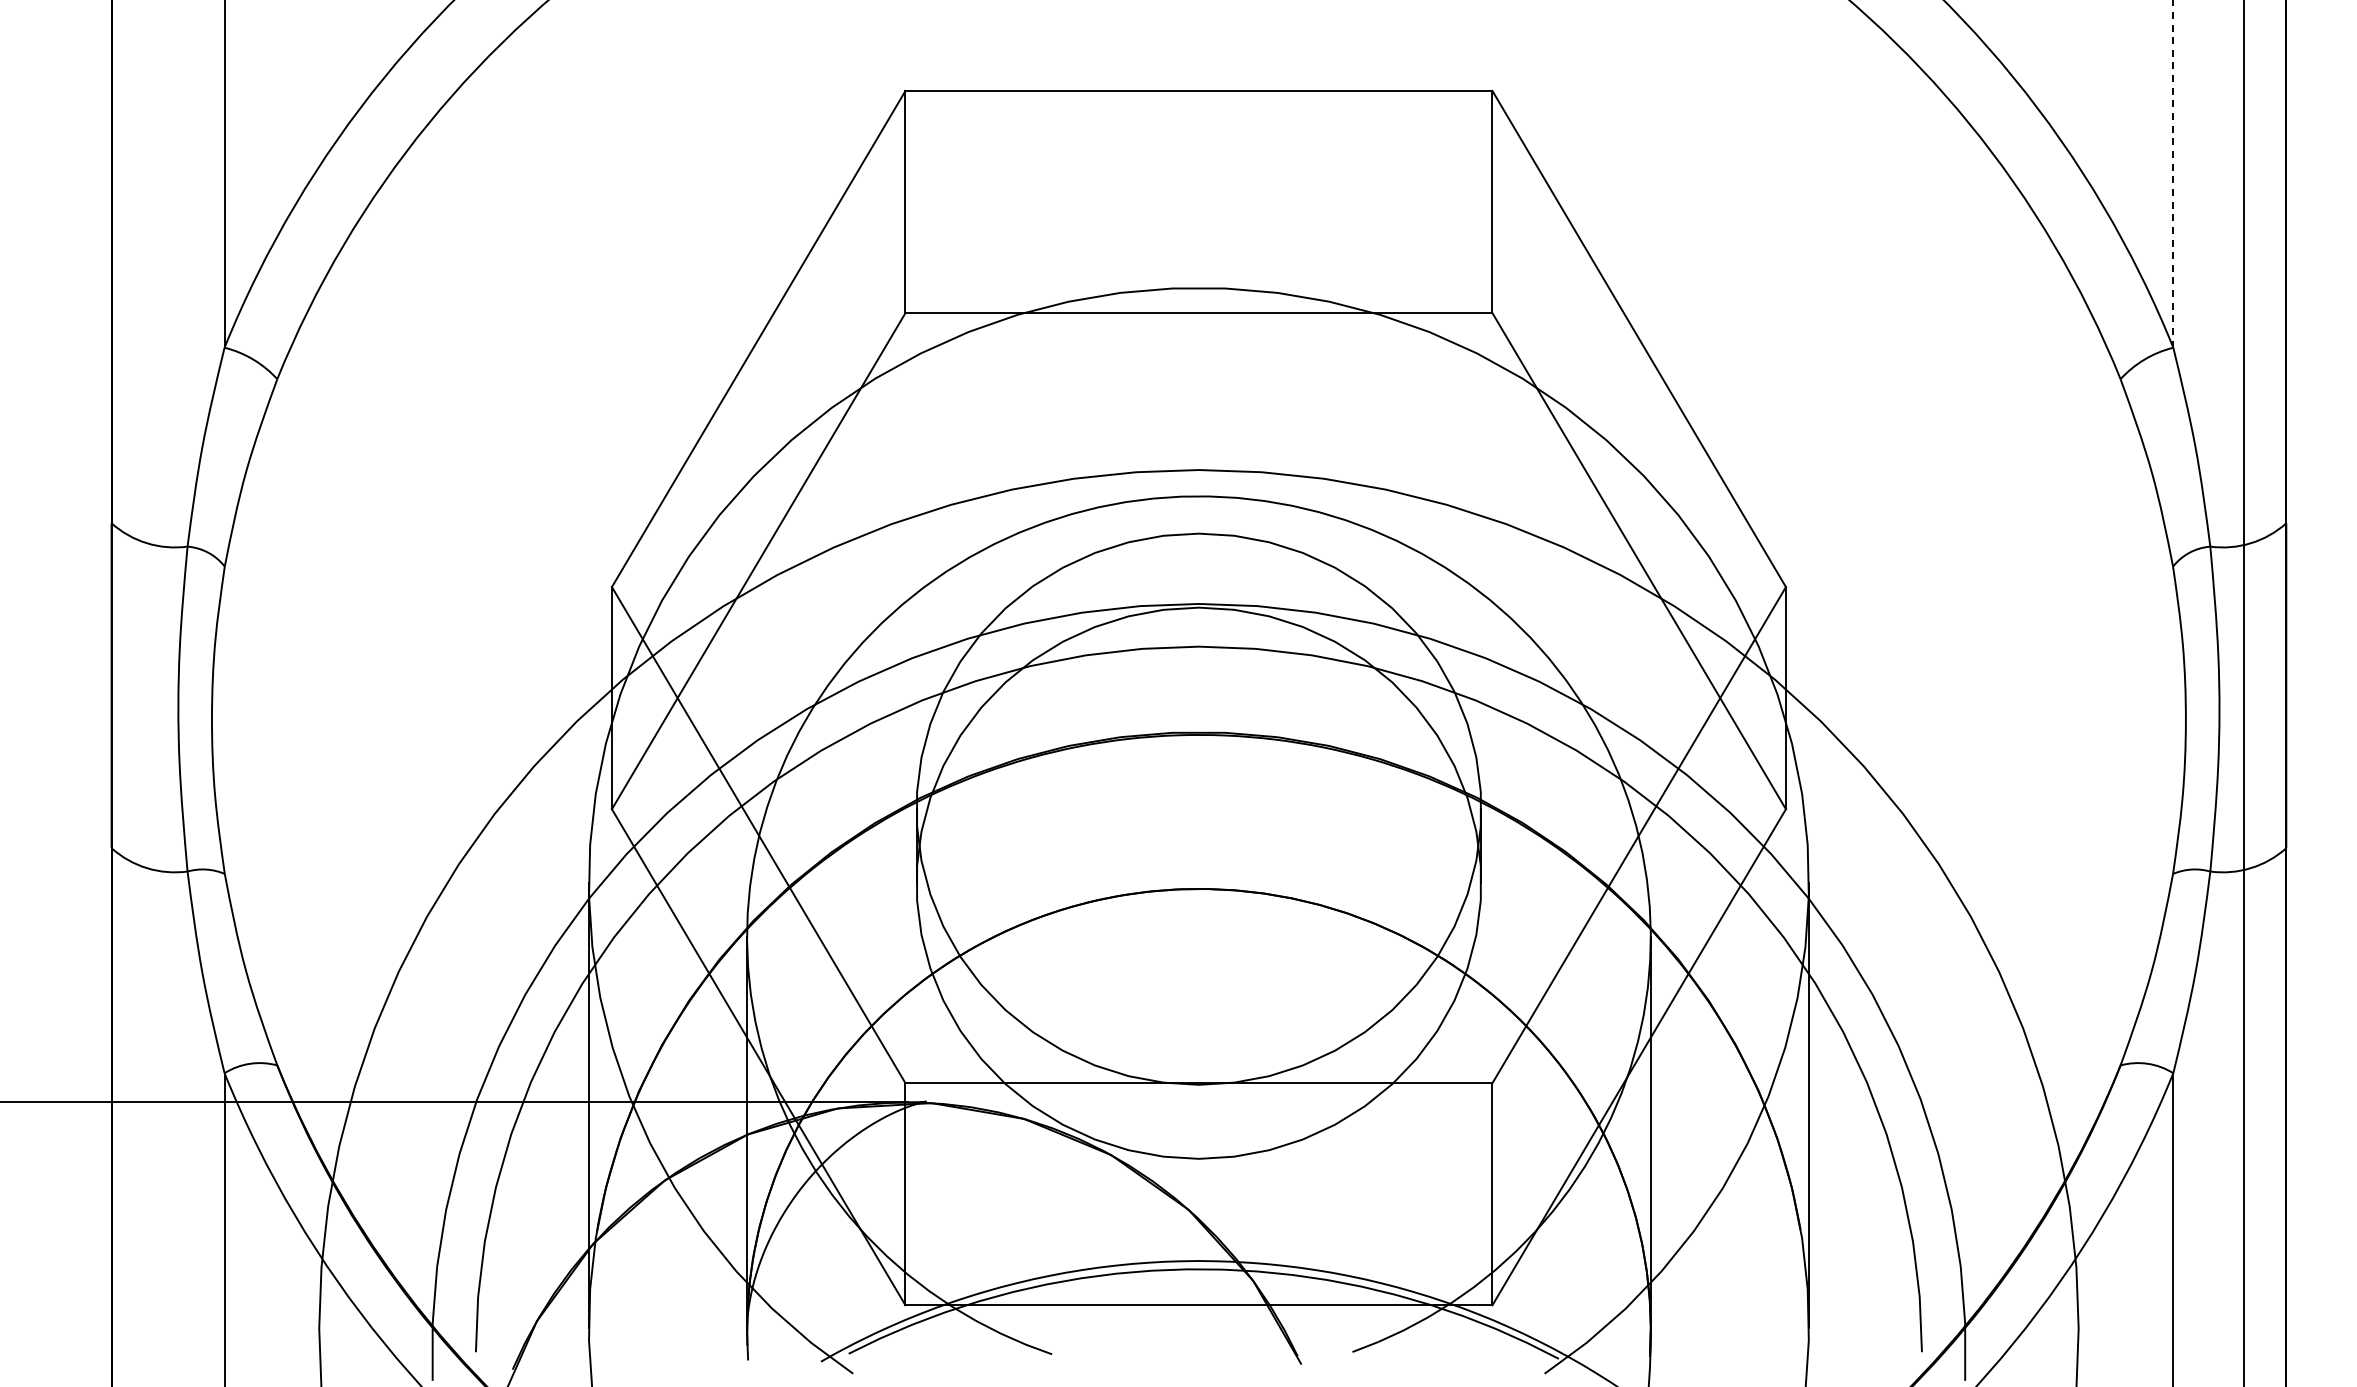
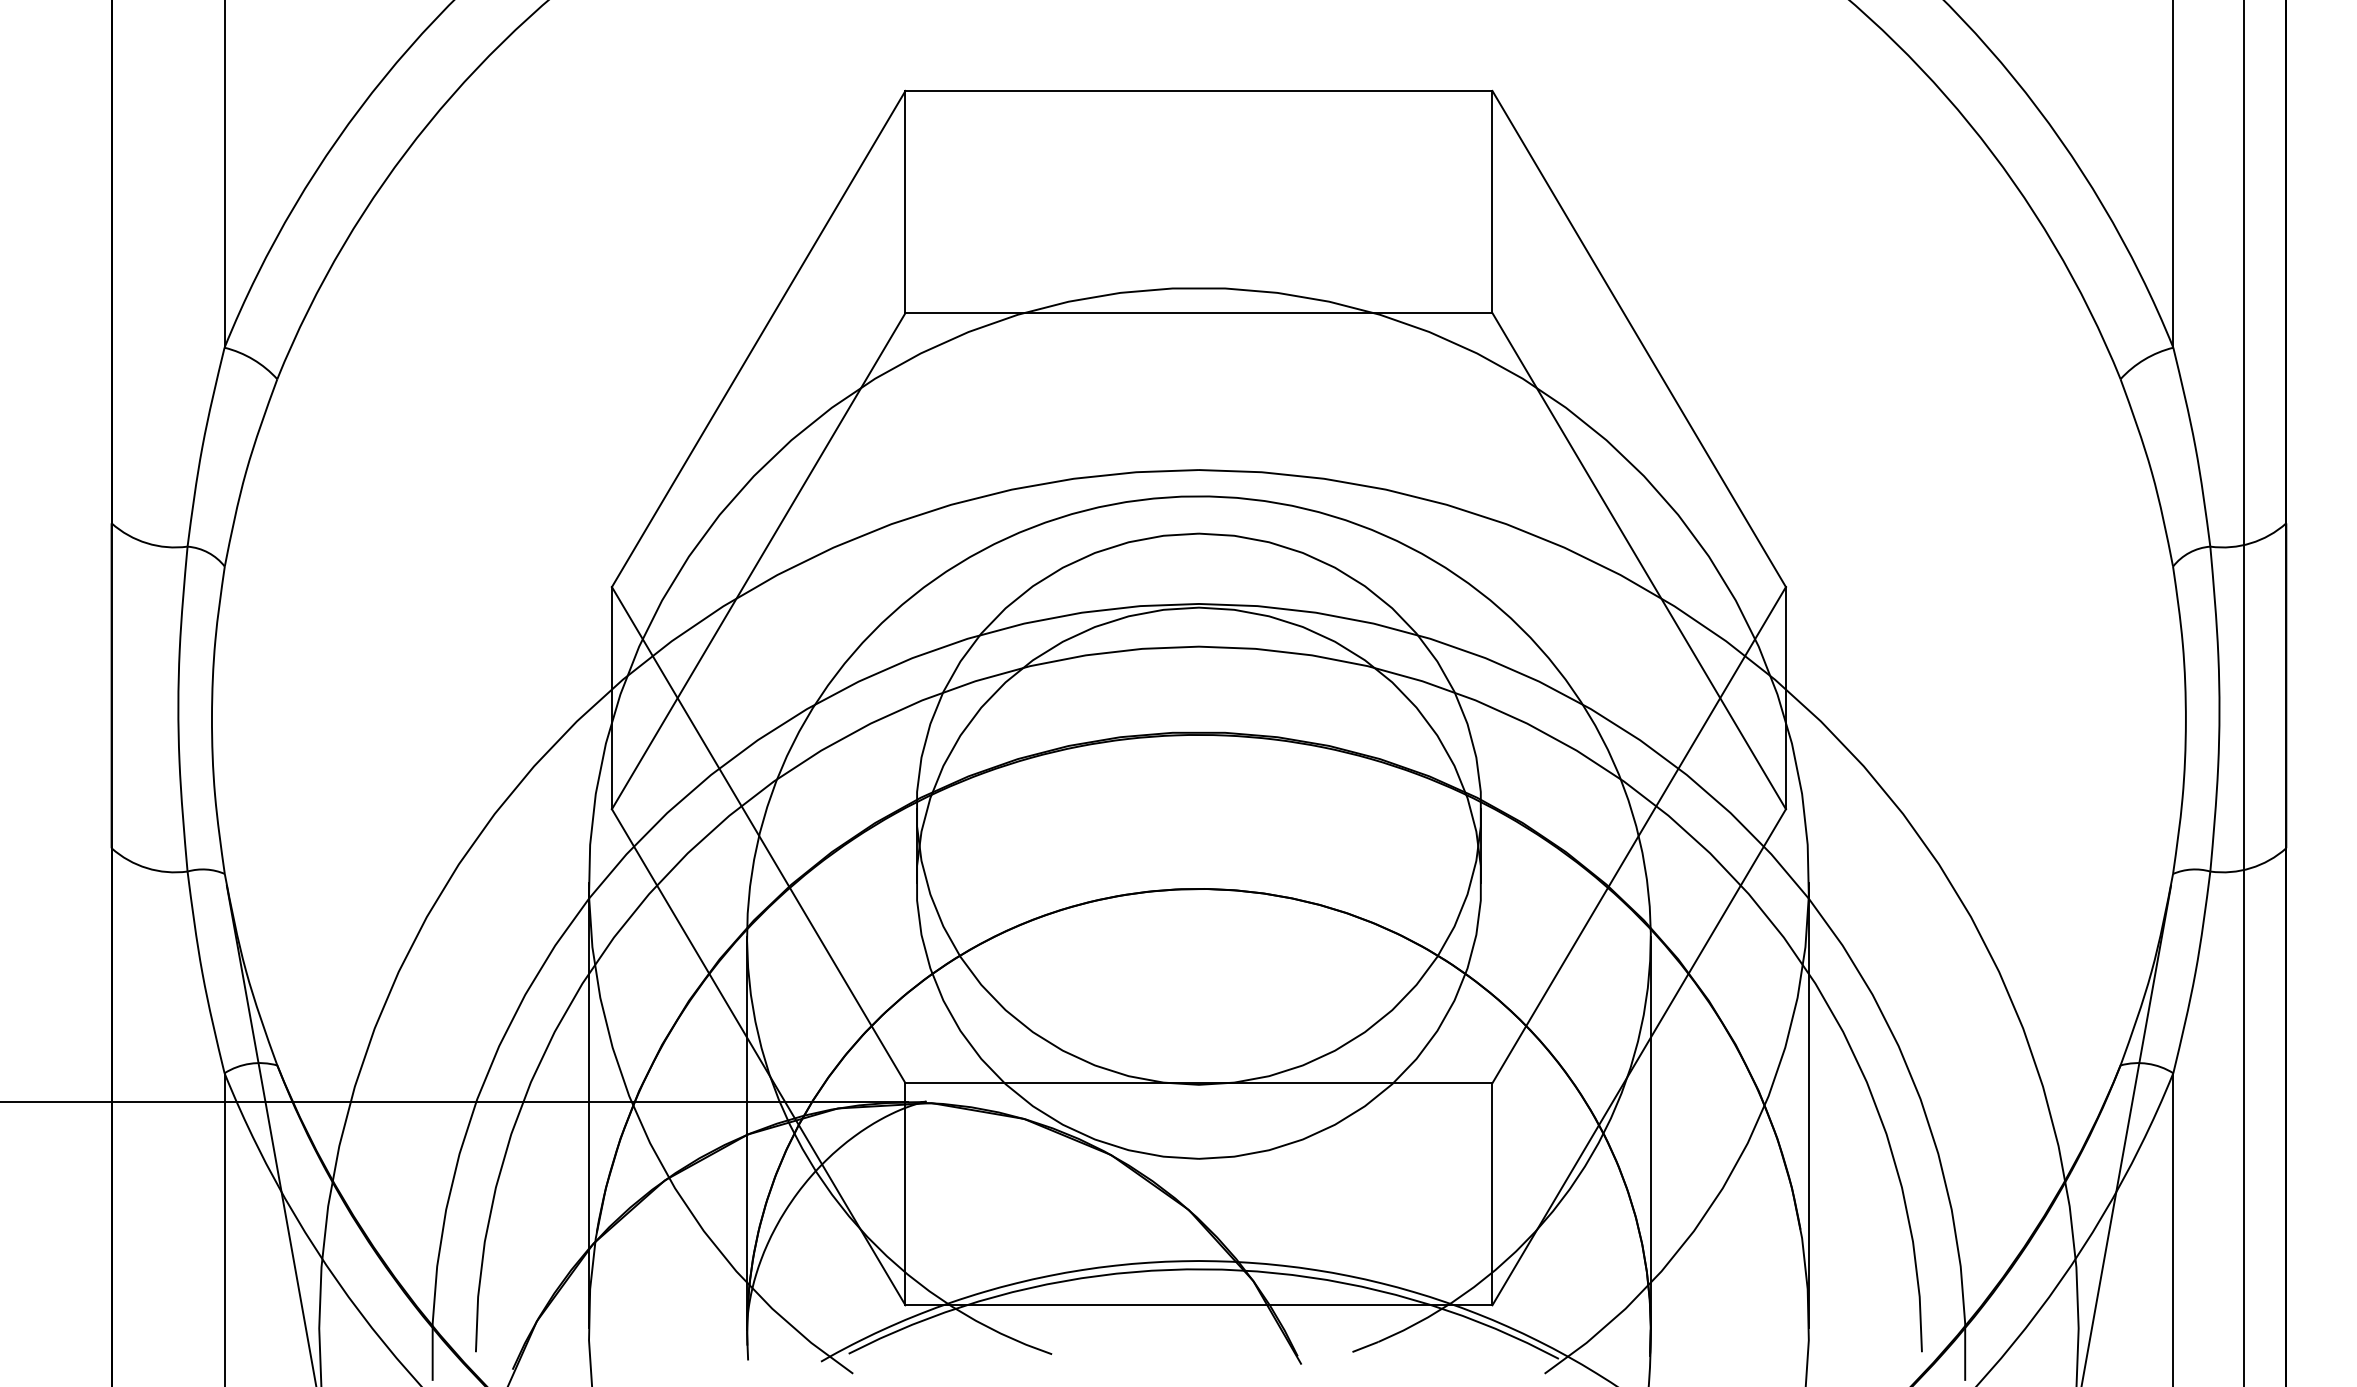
line: dashed -> solid (2173, 173)
line: none -> present (270, 1134)
line: none -> present (2126, 1134)
